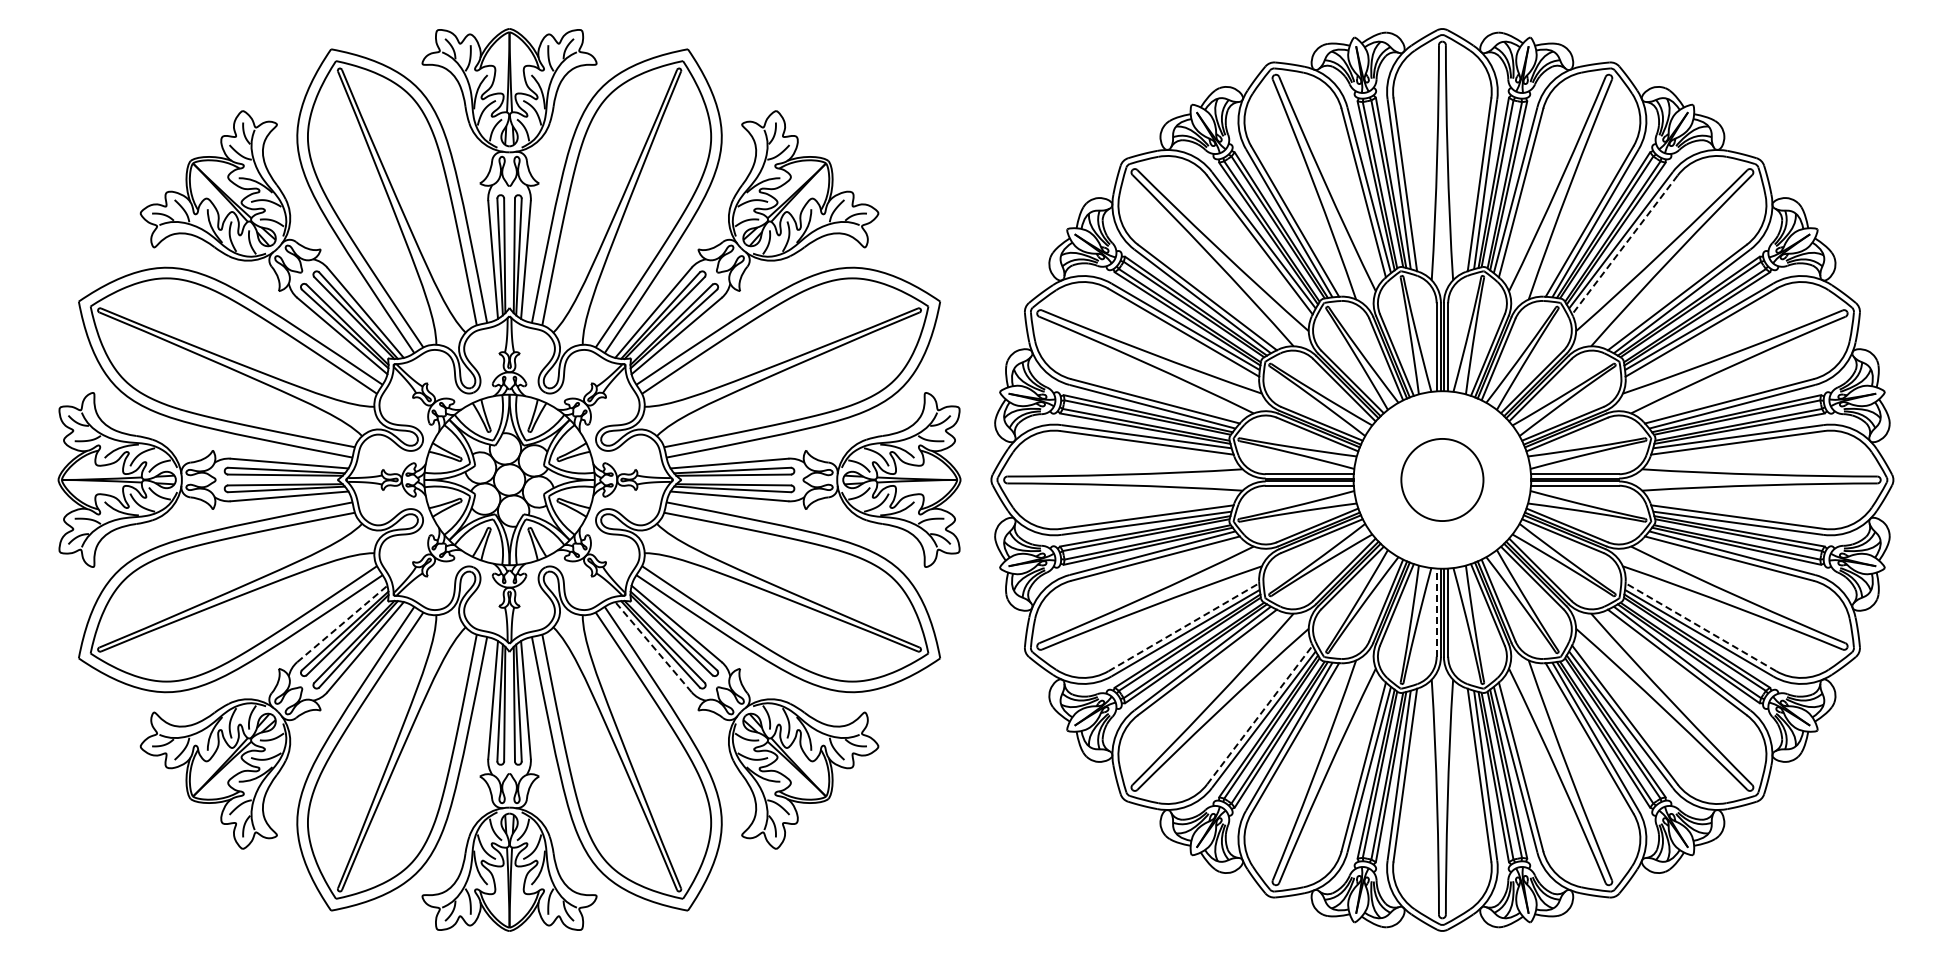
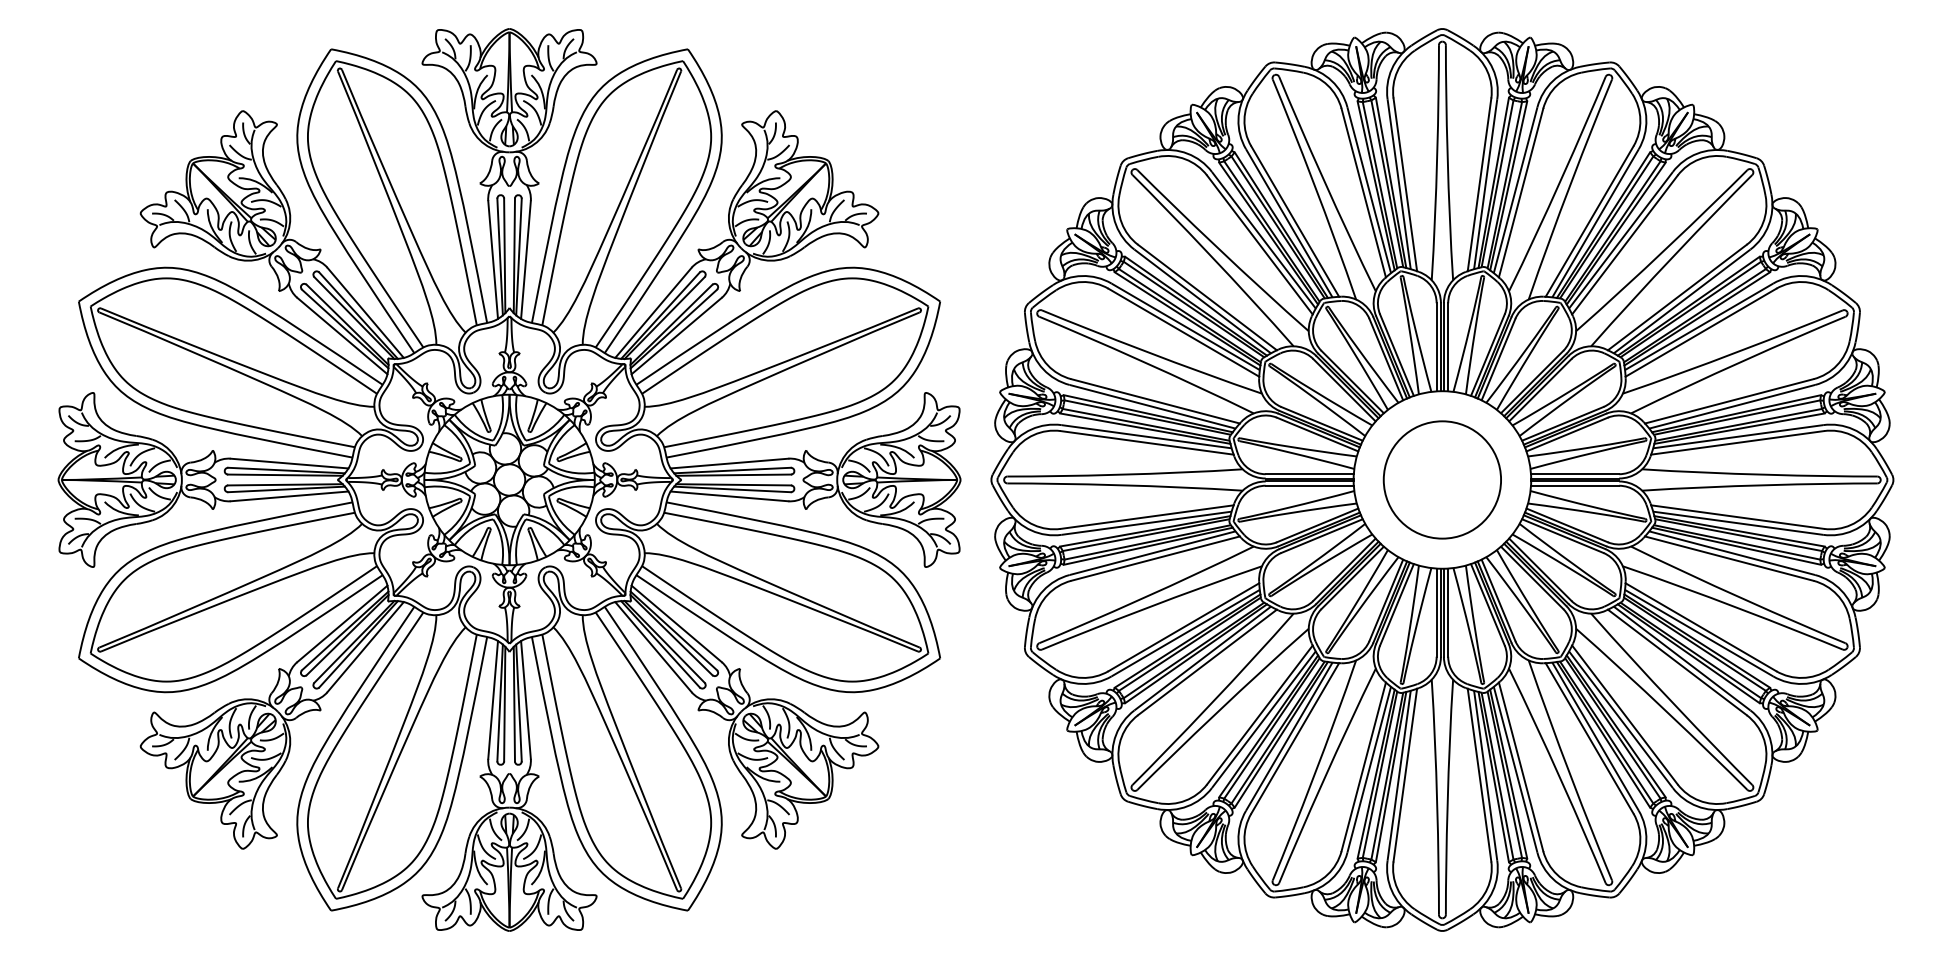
line: dashed -> solid (1624, 245)
circle diameter: 82 px -> 117 px (1442, 479)
line: dashed -> solid (1436, 612)
line: dashed -> solid (342, 623)
line: dashed -> solid (1184, 626)
line: dashed -> solid (1700, 626)
line: dashed -> solid (653, 646)
line: dashed -> solid (1260, 714)
